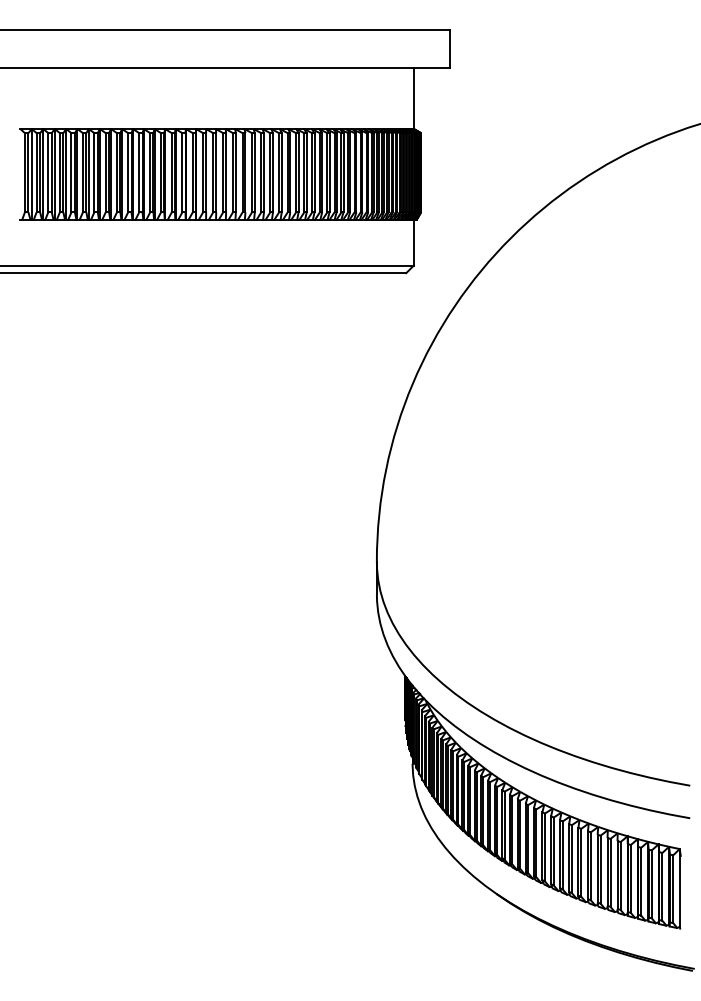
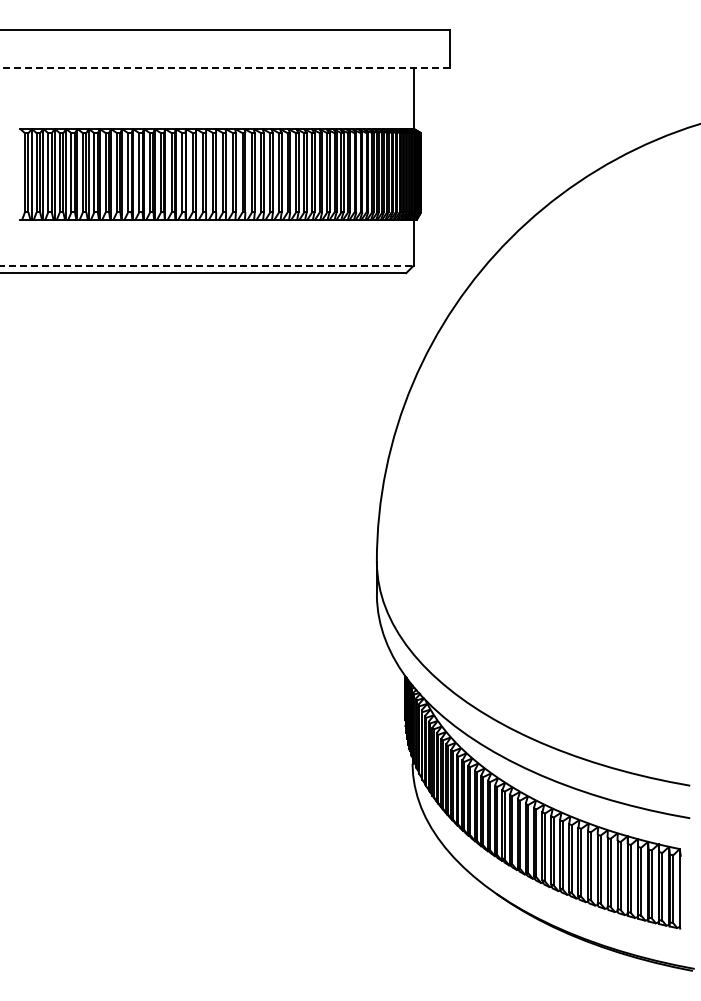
line: solid -> dashed (224, 68)
line: solid -> dashed (206, 265)
